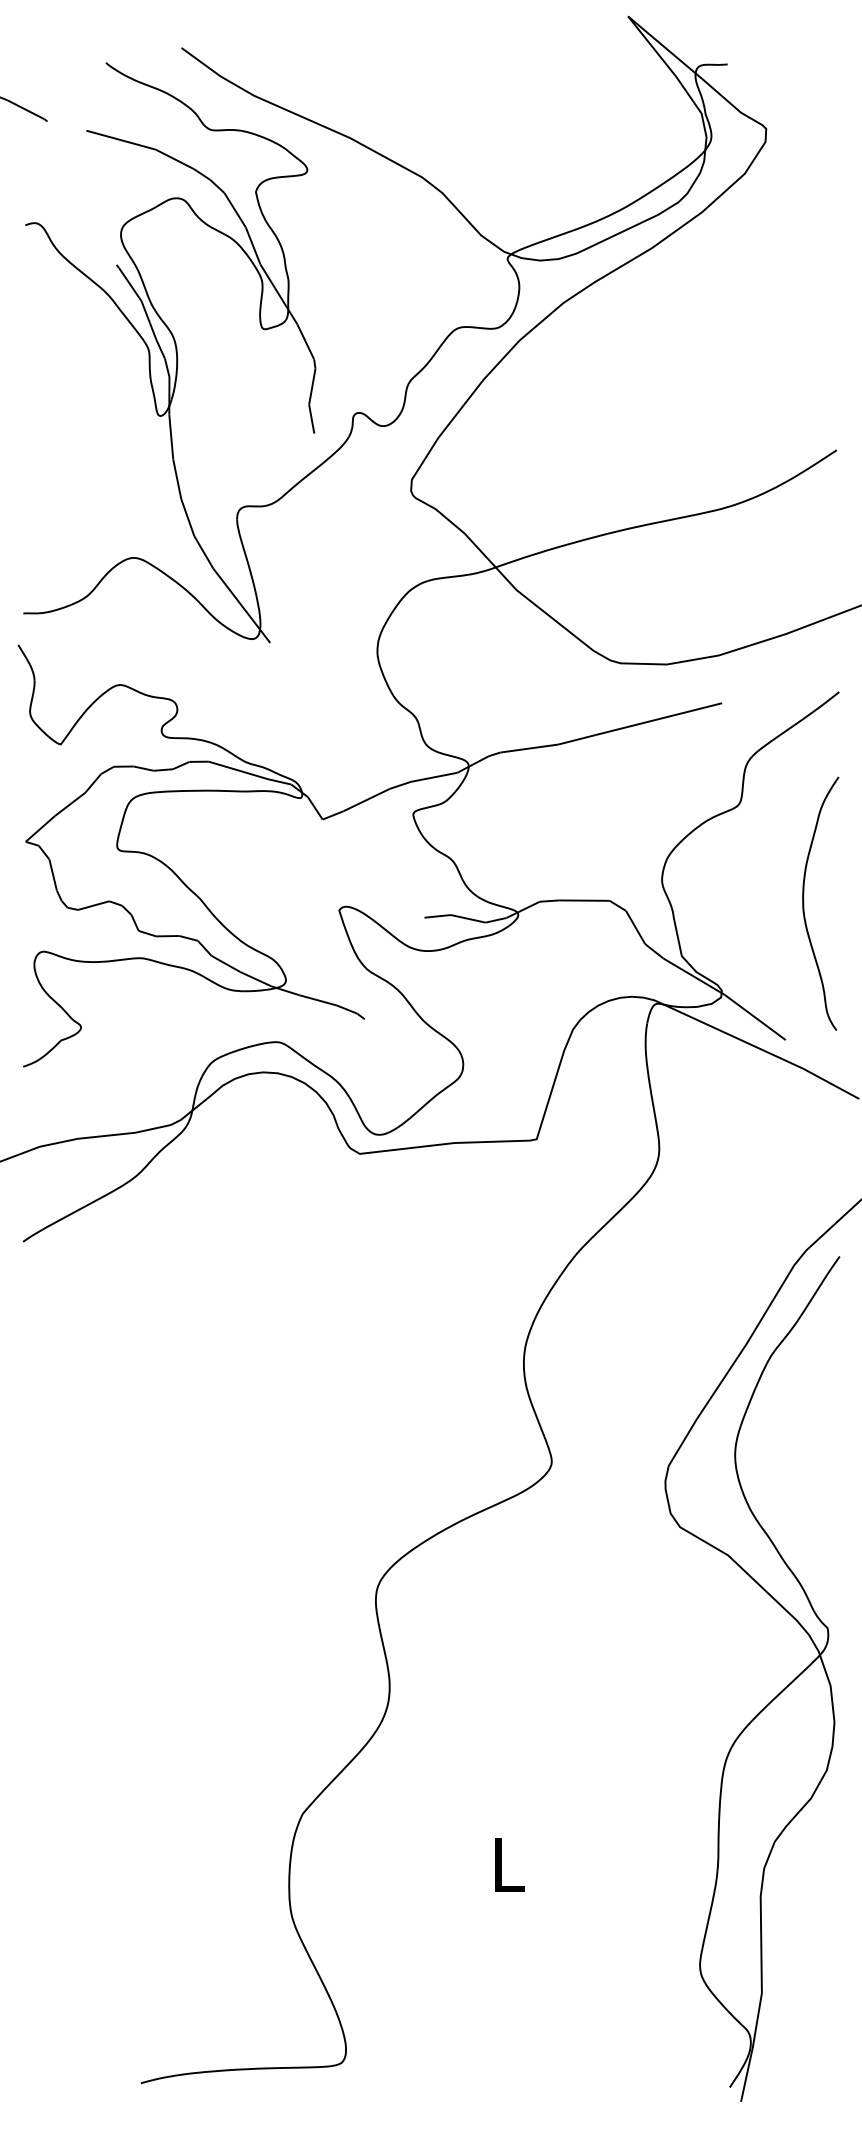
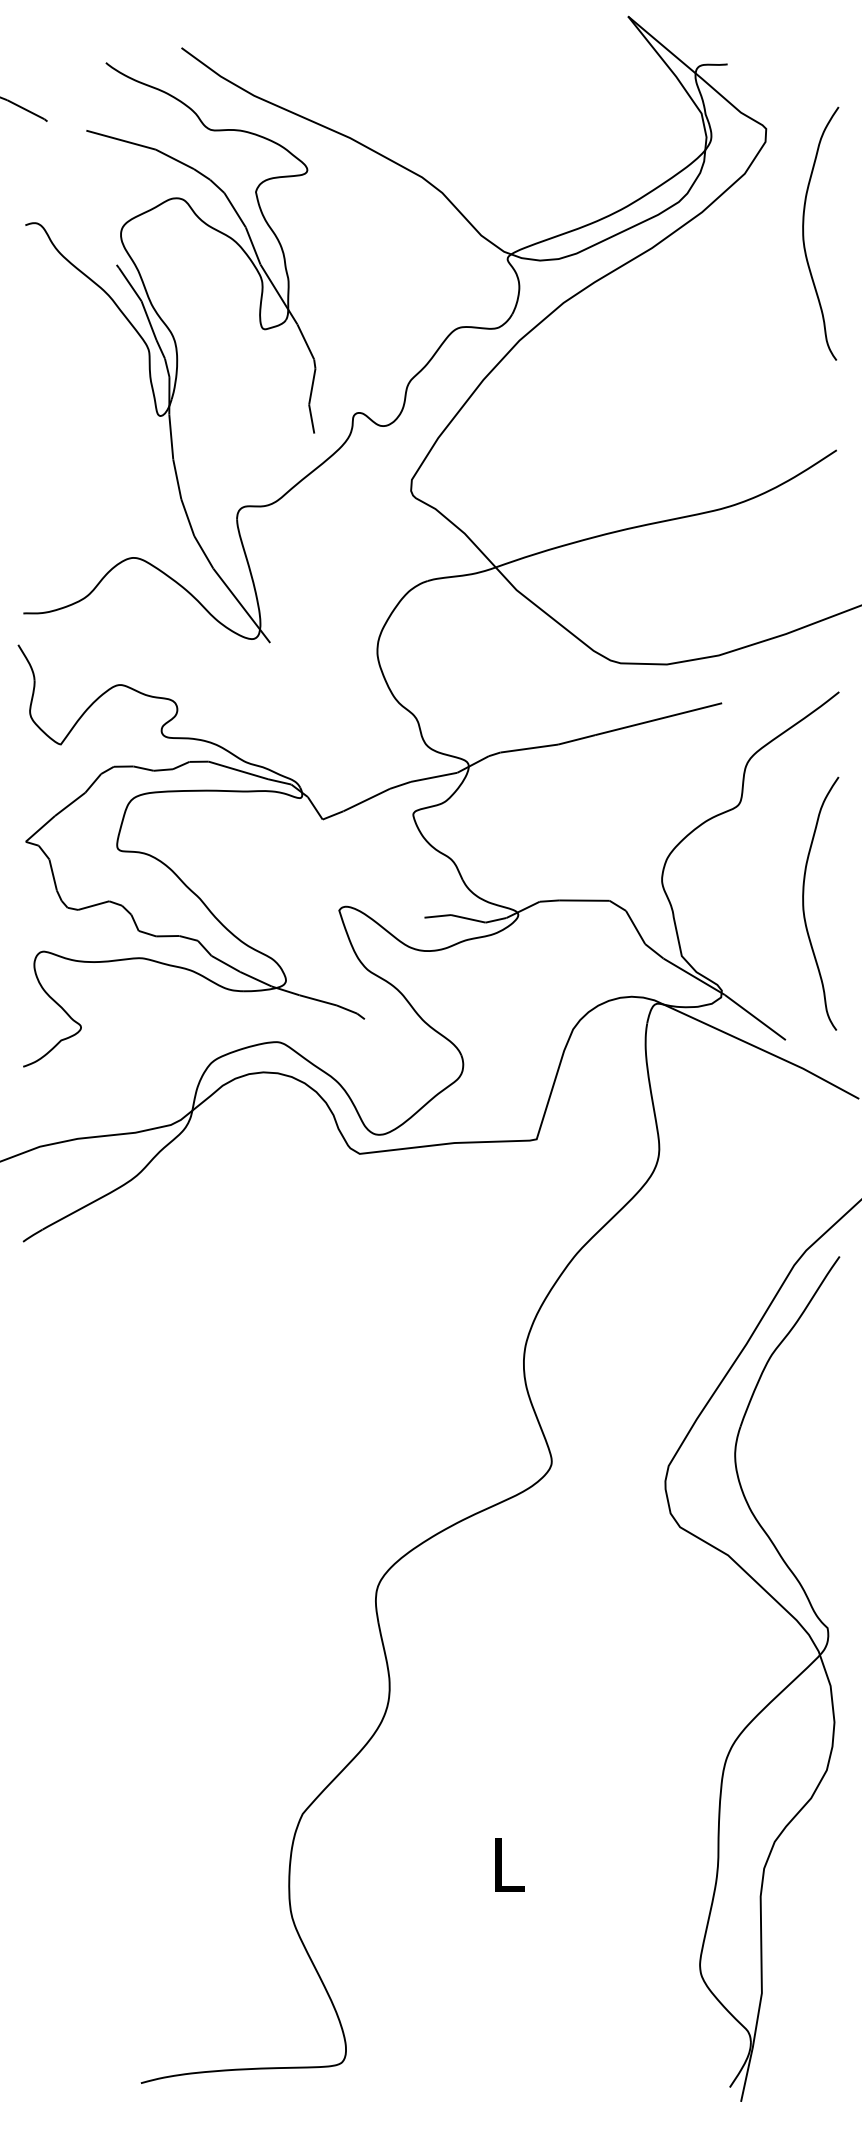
curve: none -> present (804, 233)
